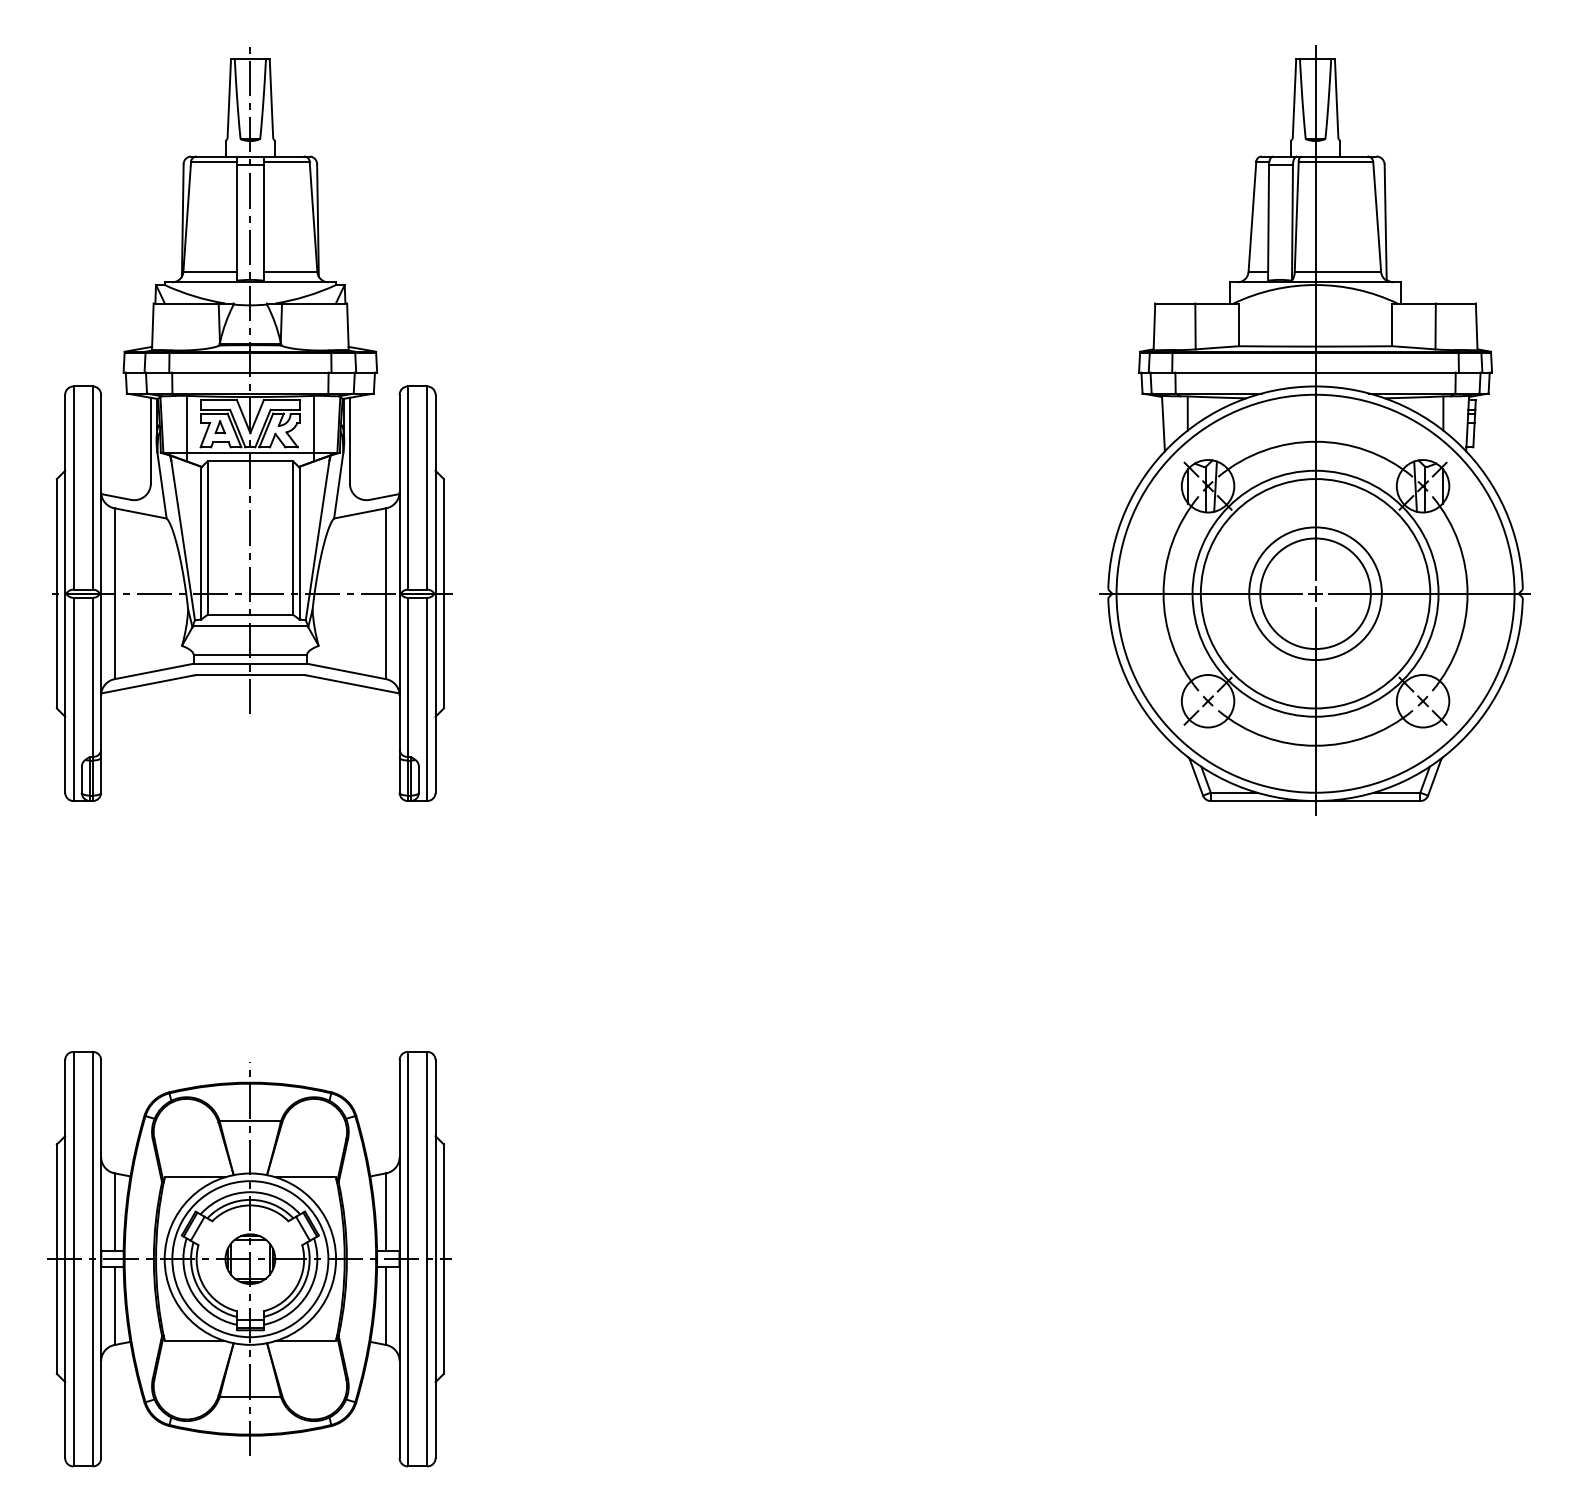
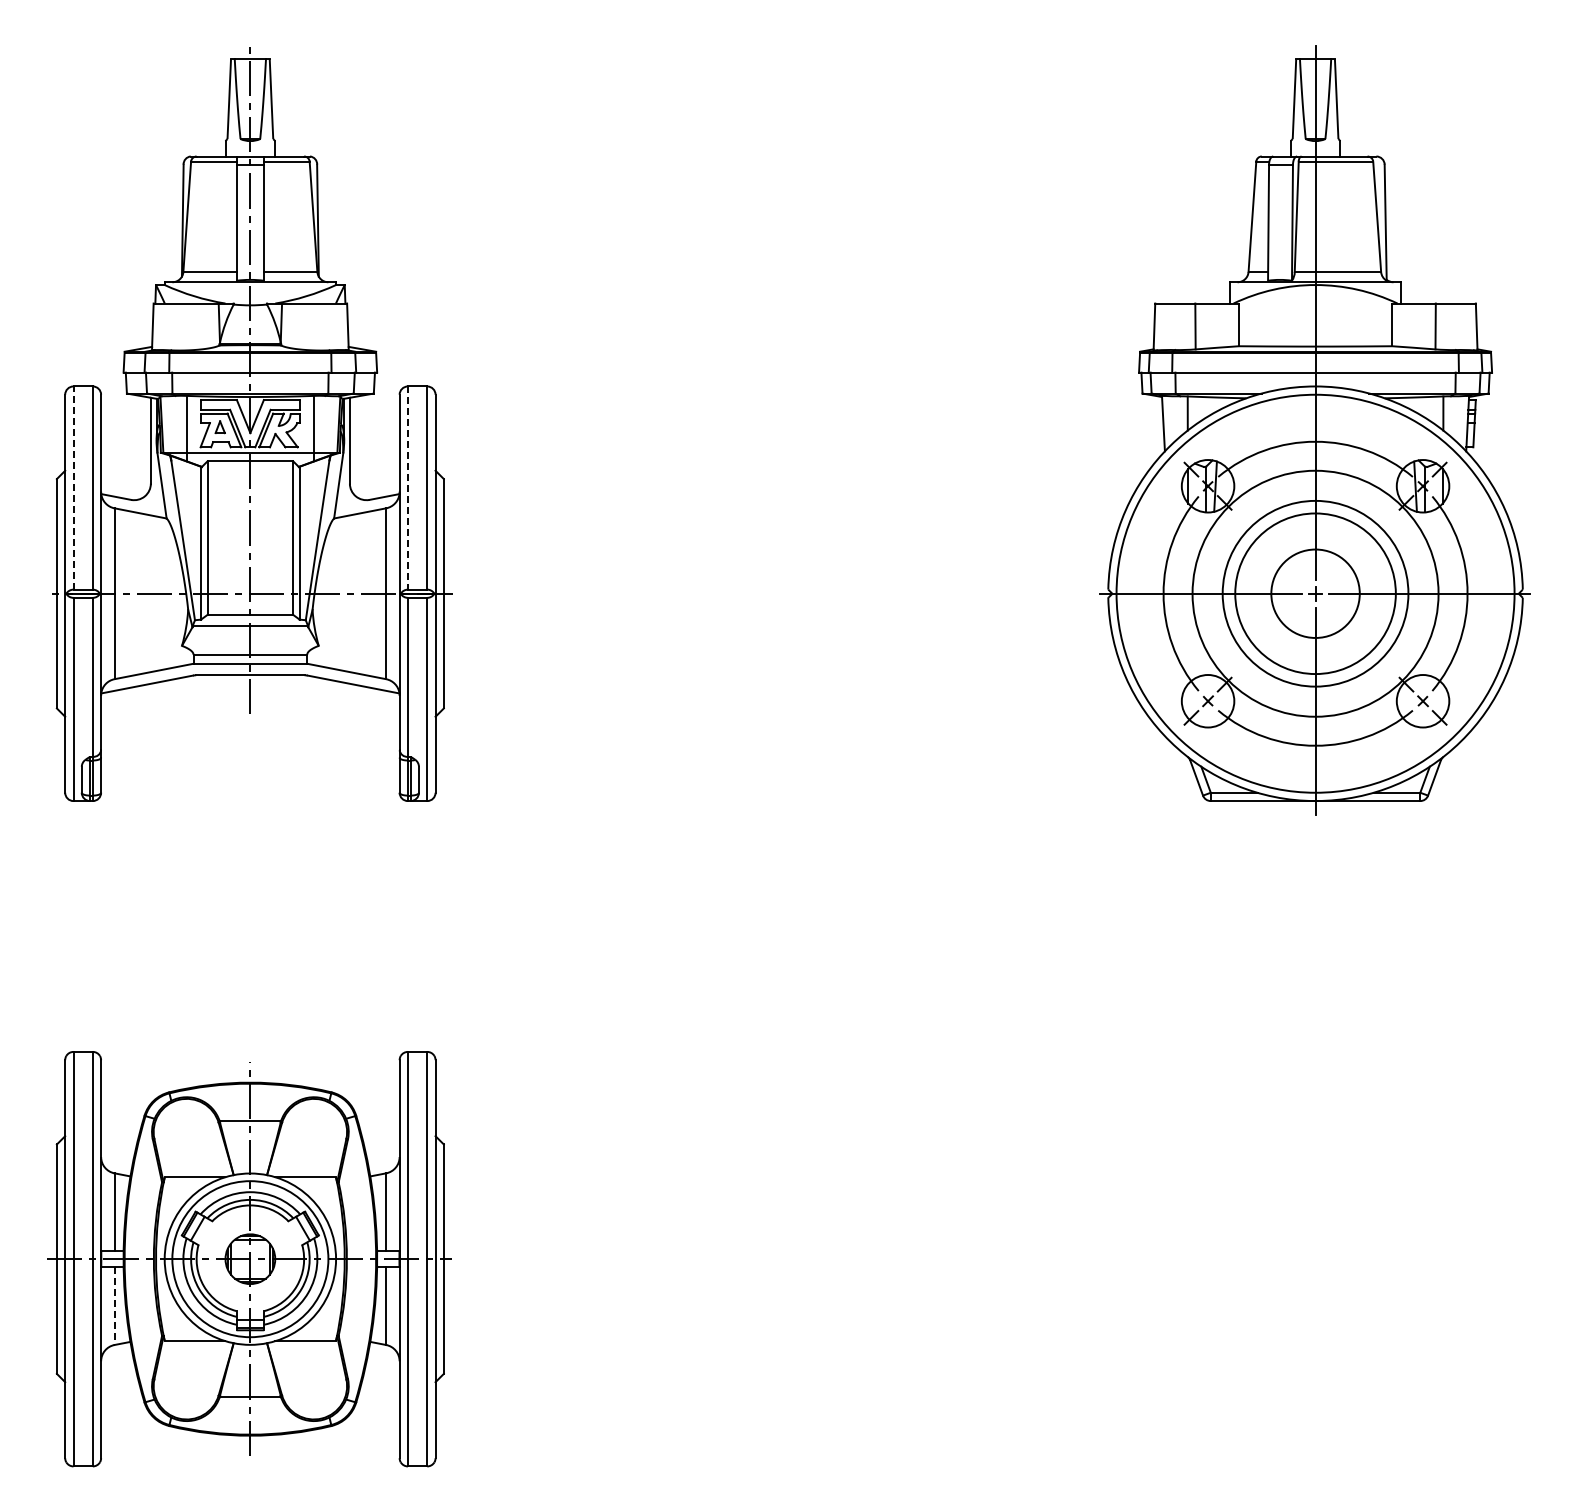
line: solid -> dashed (73, 488)
line: solid -> dashed (407, 488)
circle diameter: 111 px -> 88 px (1315, 593)
circle diameter: 133 px -> 186 px (1315, 593)
circle diameter: 229 px -> 161 px (1315, 593)
line: solid -> dashed (114, 1306)
